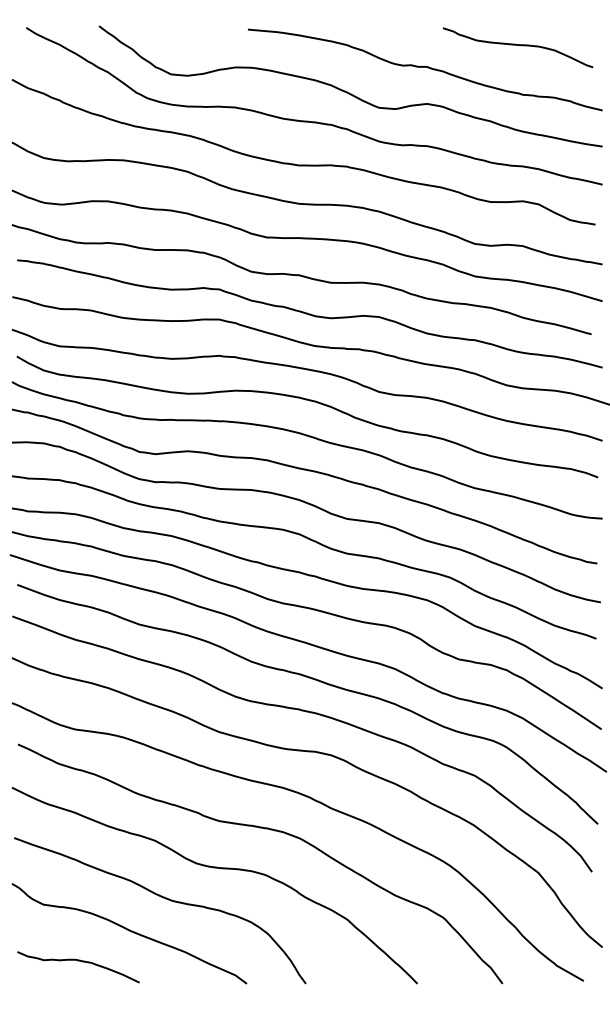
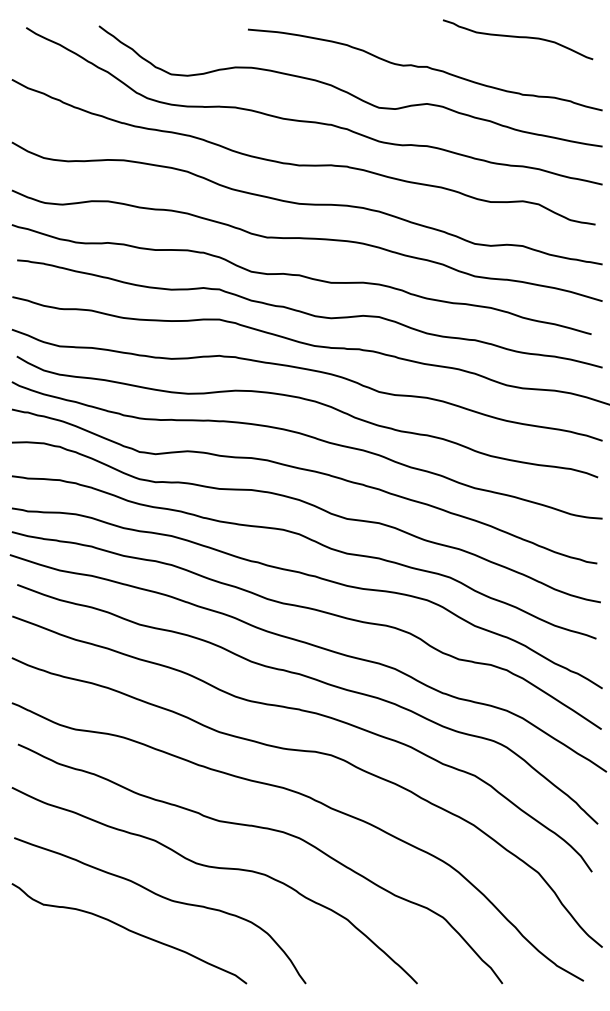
curve position: (517, 45) -> (517, 37) (517, 37)
curve: present -> none (78, 961)
